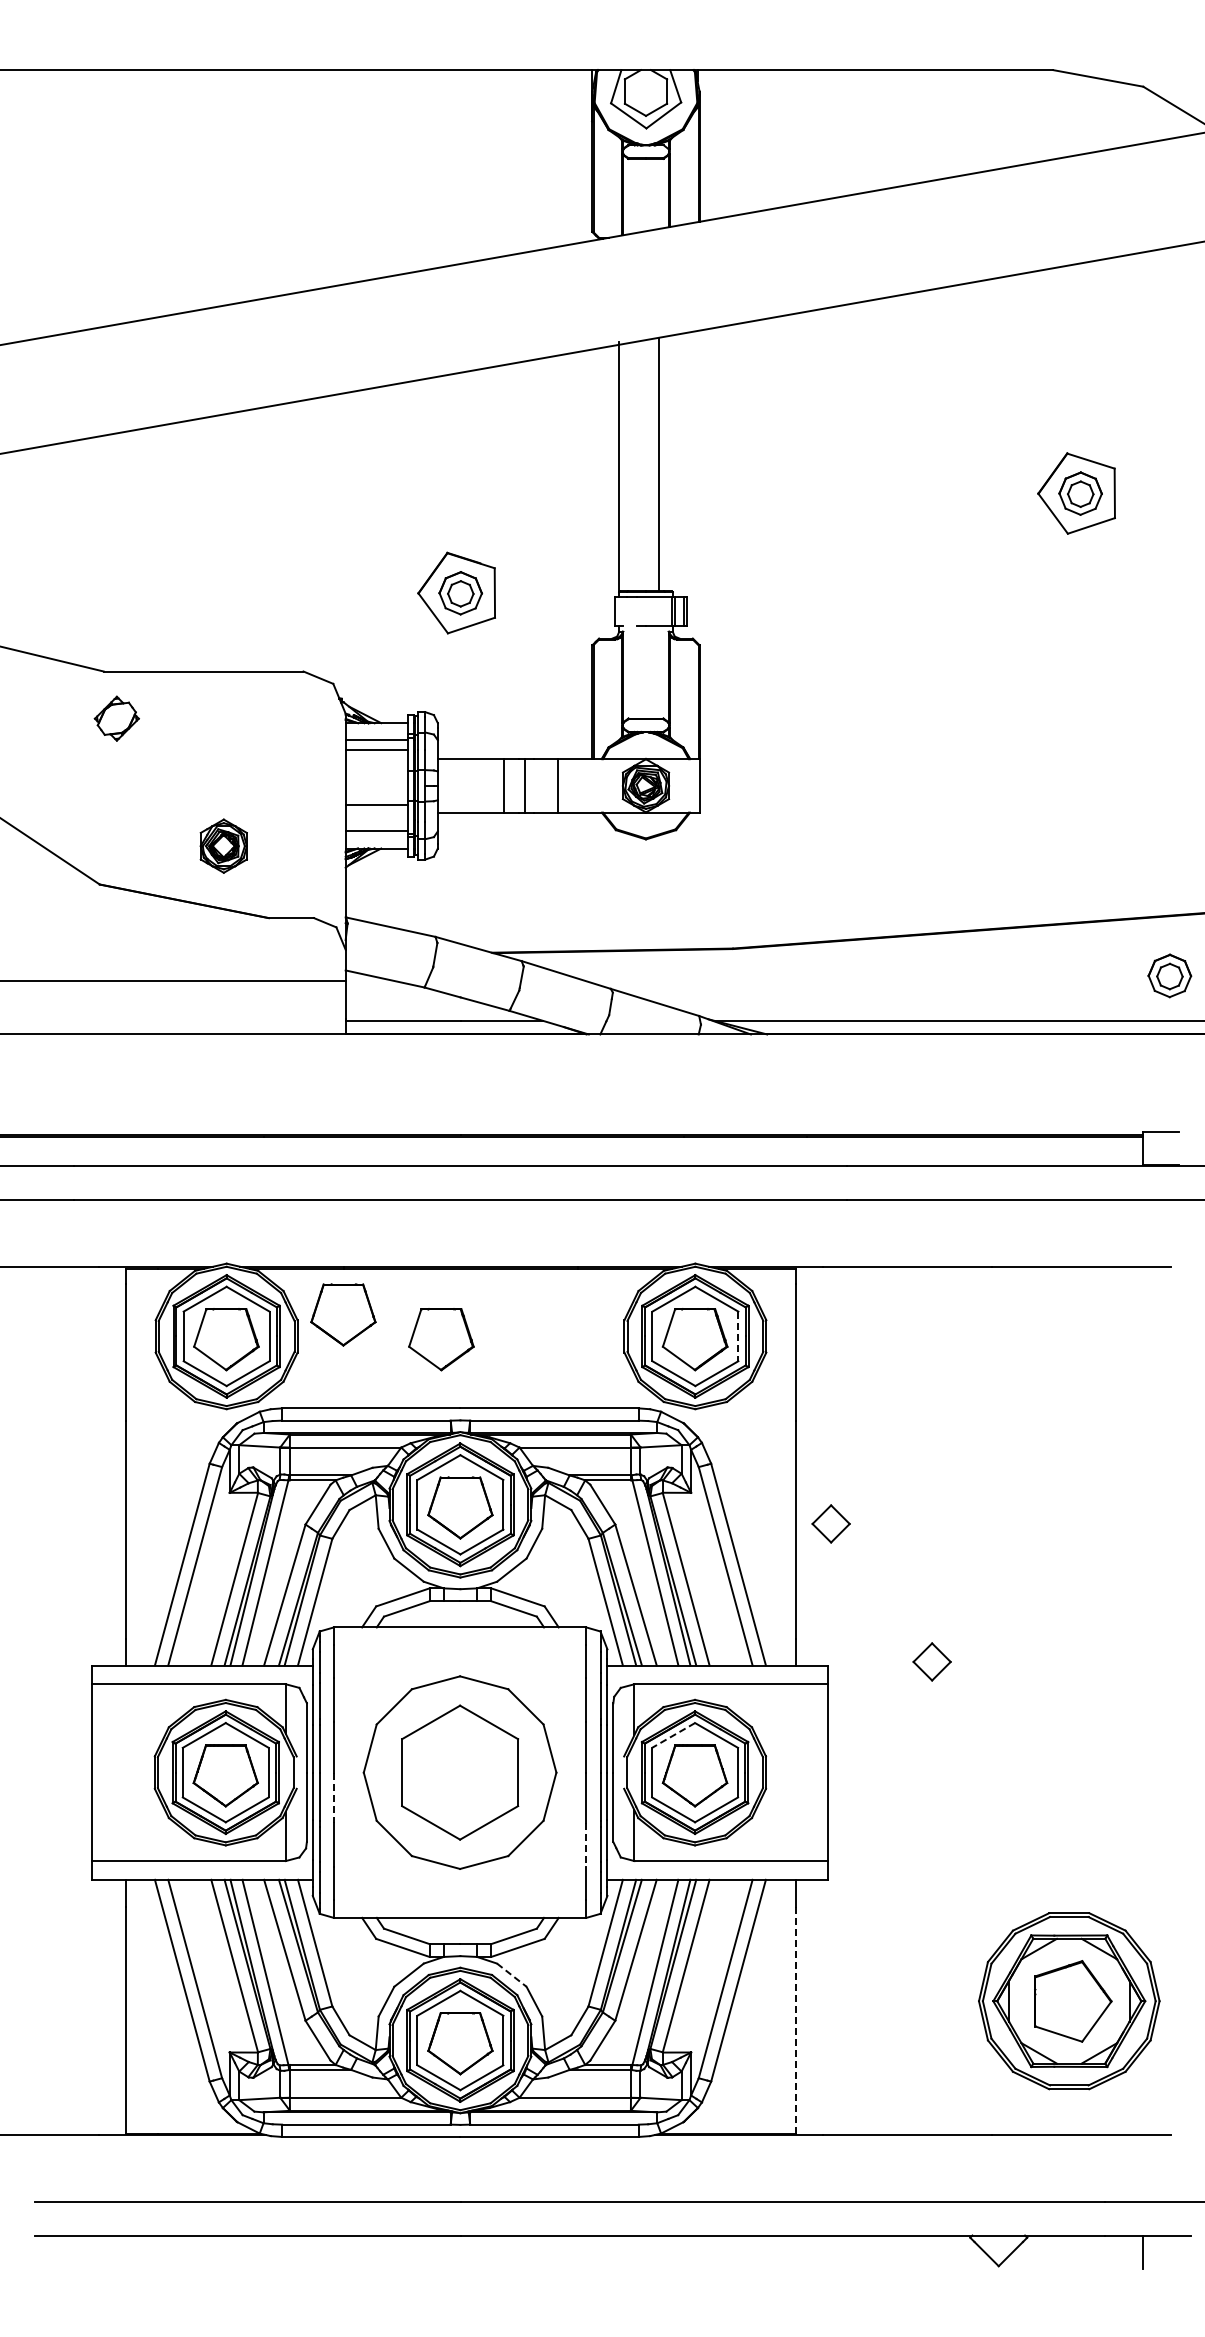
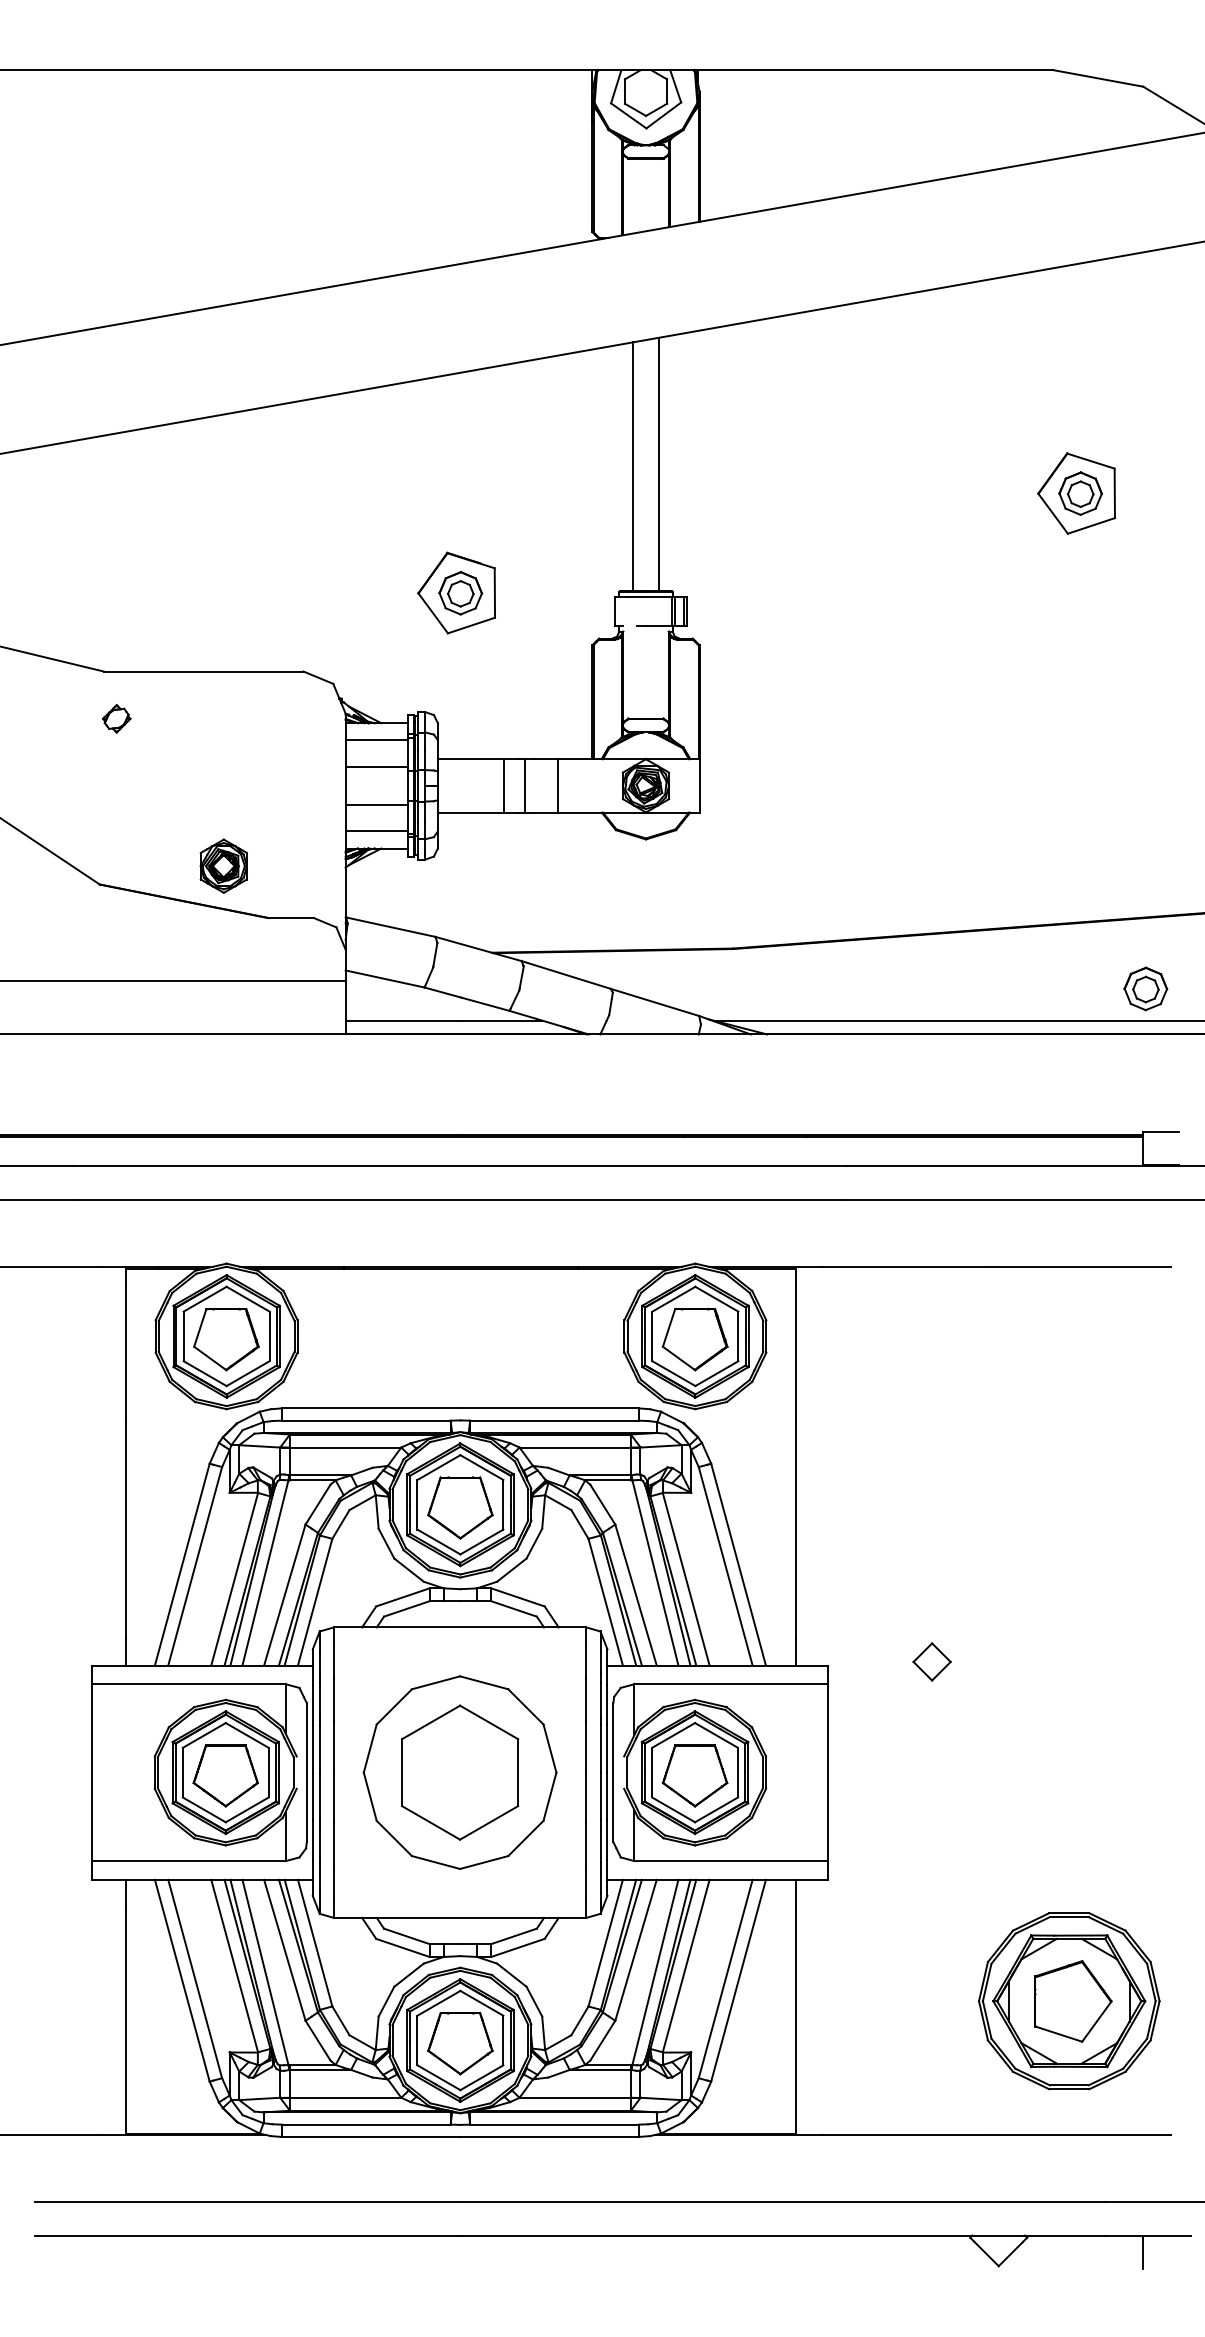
line position: (618, 466) -> (632, 466) (632, 466)
part size: 47x47 px -> 31x30 px (116, 718)
line position: (376, 749) -> (376, 766) (376, 766)
part position: (223, 845) -> (223, 865) (223, 865)
part position: (1169, 975) -> (1145, 988) (1145, 988)
part: present -> none (343, 1314)
line: dashed -> solid (738, 1336)
part: present -> none (441, 1339)
part: present -> none (830, 1523)
line: dashed -> solid (673, 1735)
line: dashed -> solid (333, 1798)
line: dashed -> solid (586, 1845)
line: dashed -> solid (511, 1975)
line: dashed -> solid (796, 2020)
